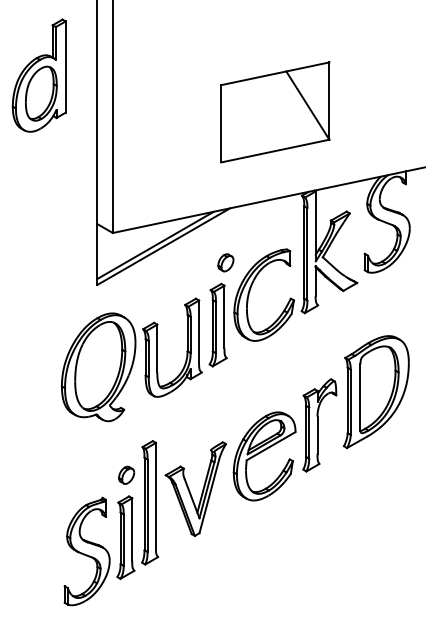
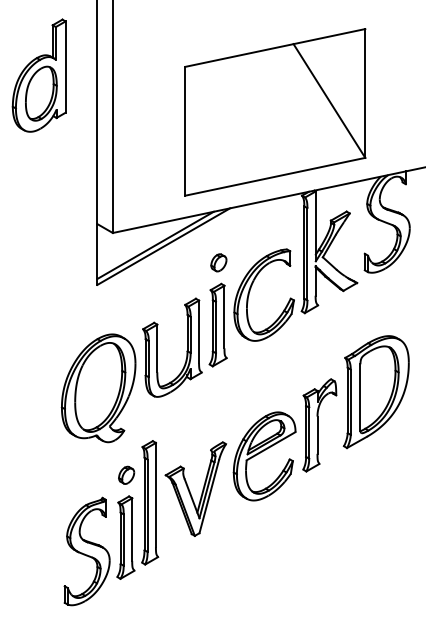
part size: 111x103 px -> 183x169 px (275, 112)
part position: (225, 262) -> (218, 262) (218, 262)
part position: (98, 367) -> (98, 388) (98, 388)
